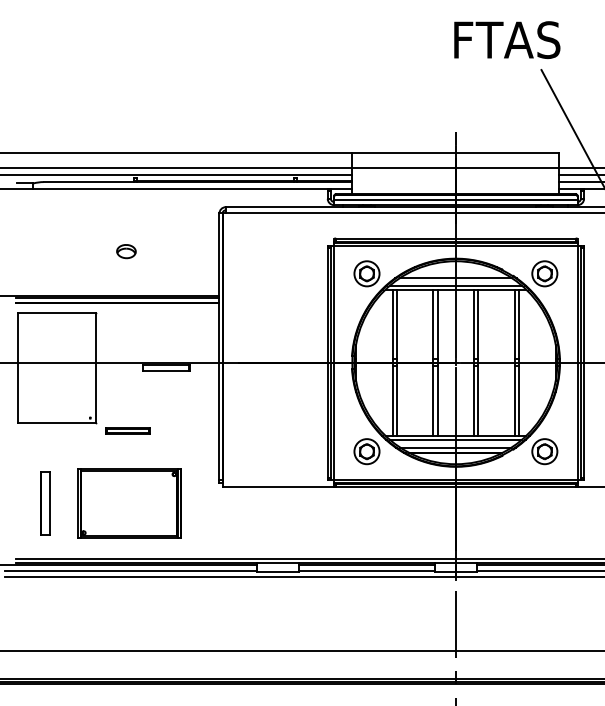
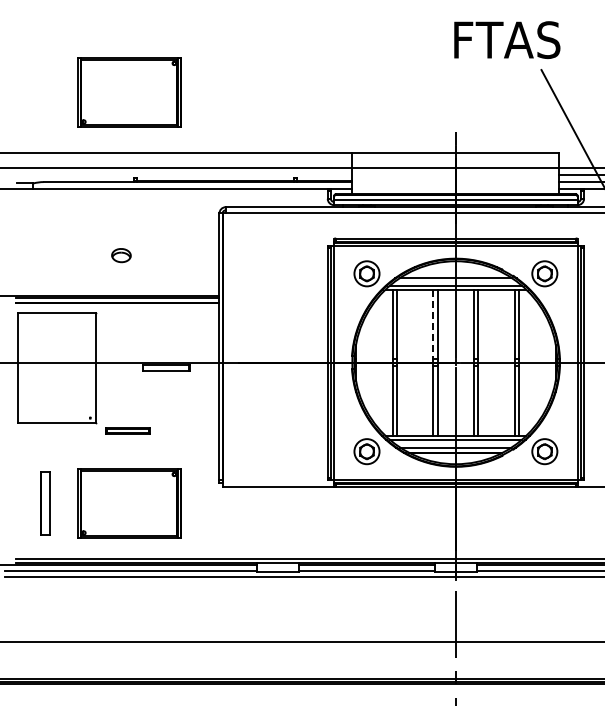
part: none -> present (129, 92)
line: present -> none (177, 174)
part position: (126, 251) -> (121, 255) (121, 255)
line: solid -> dashed (433, 324)
line position: (301, 650) -> (301, 641) (301, 641)
